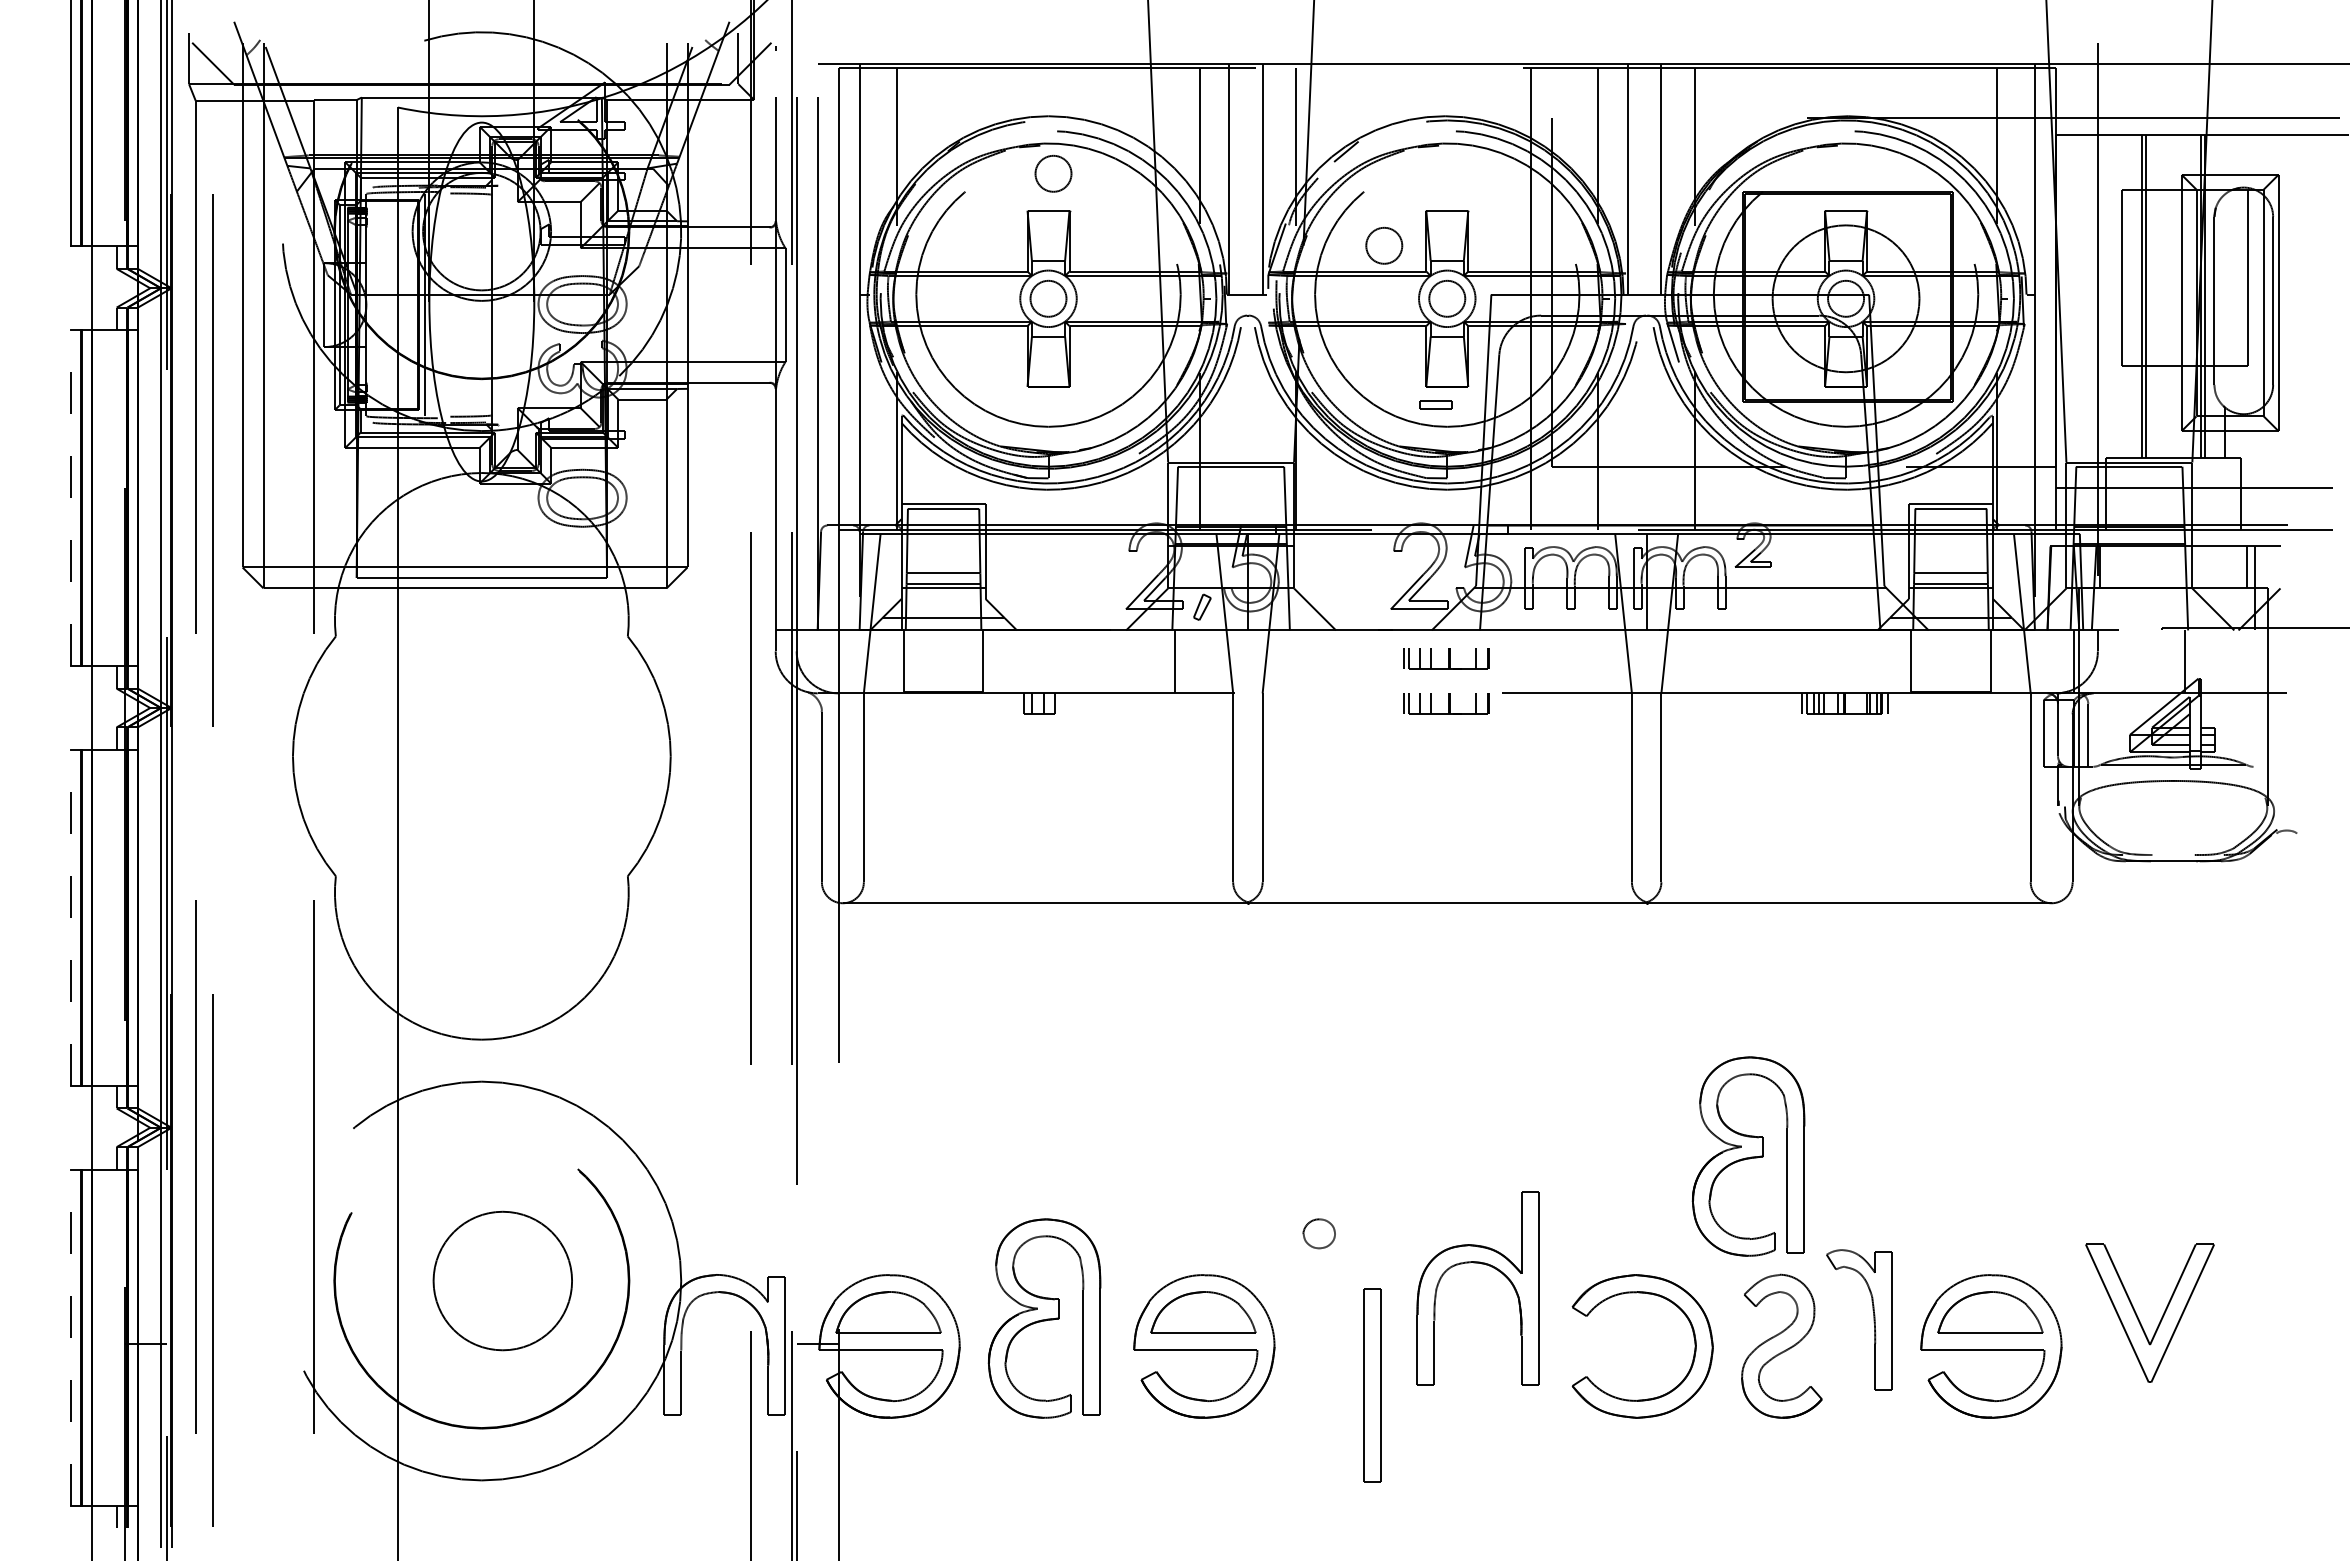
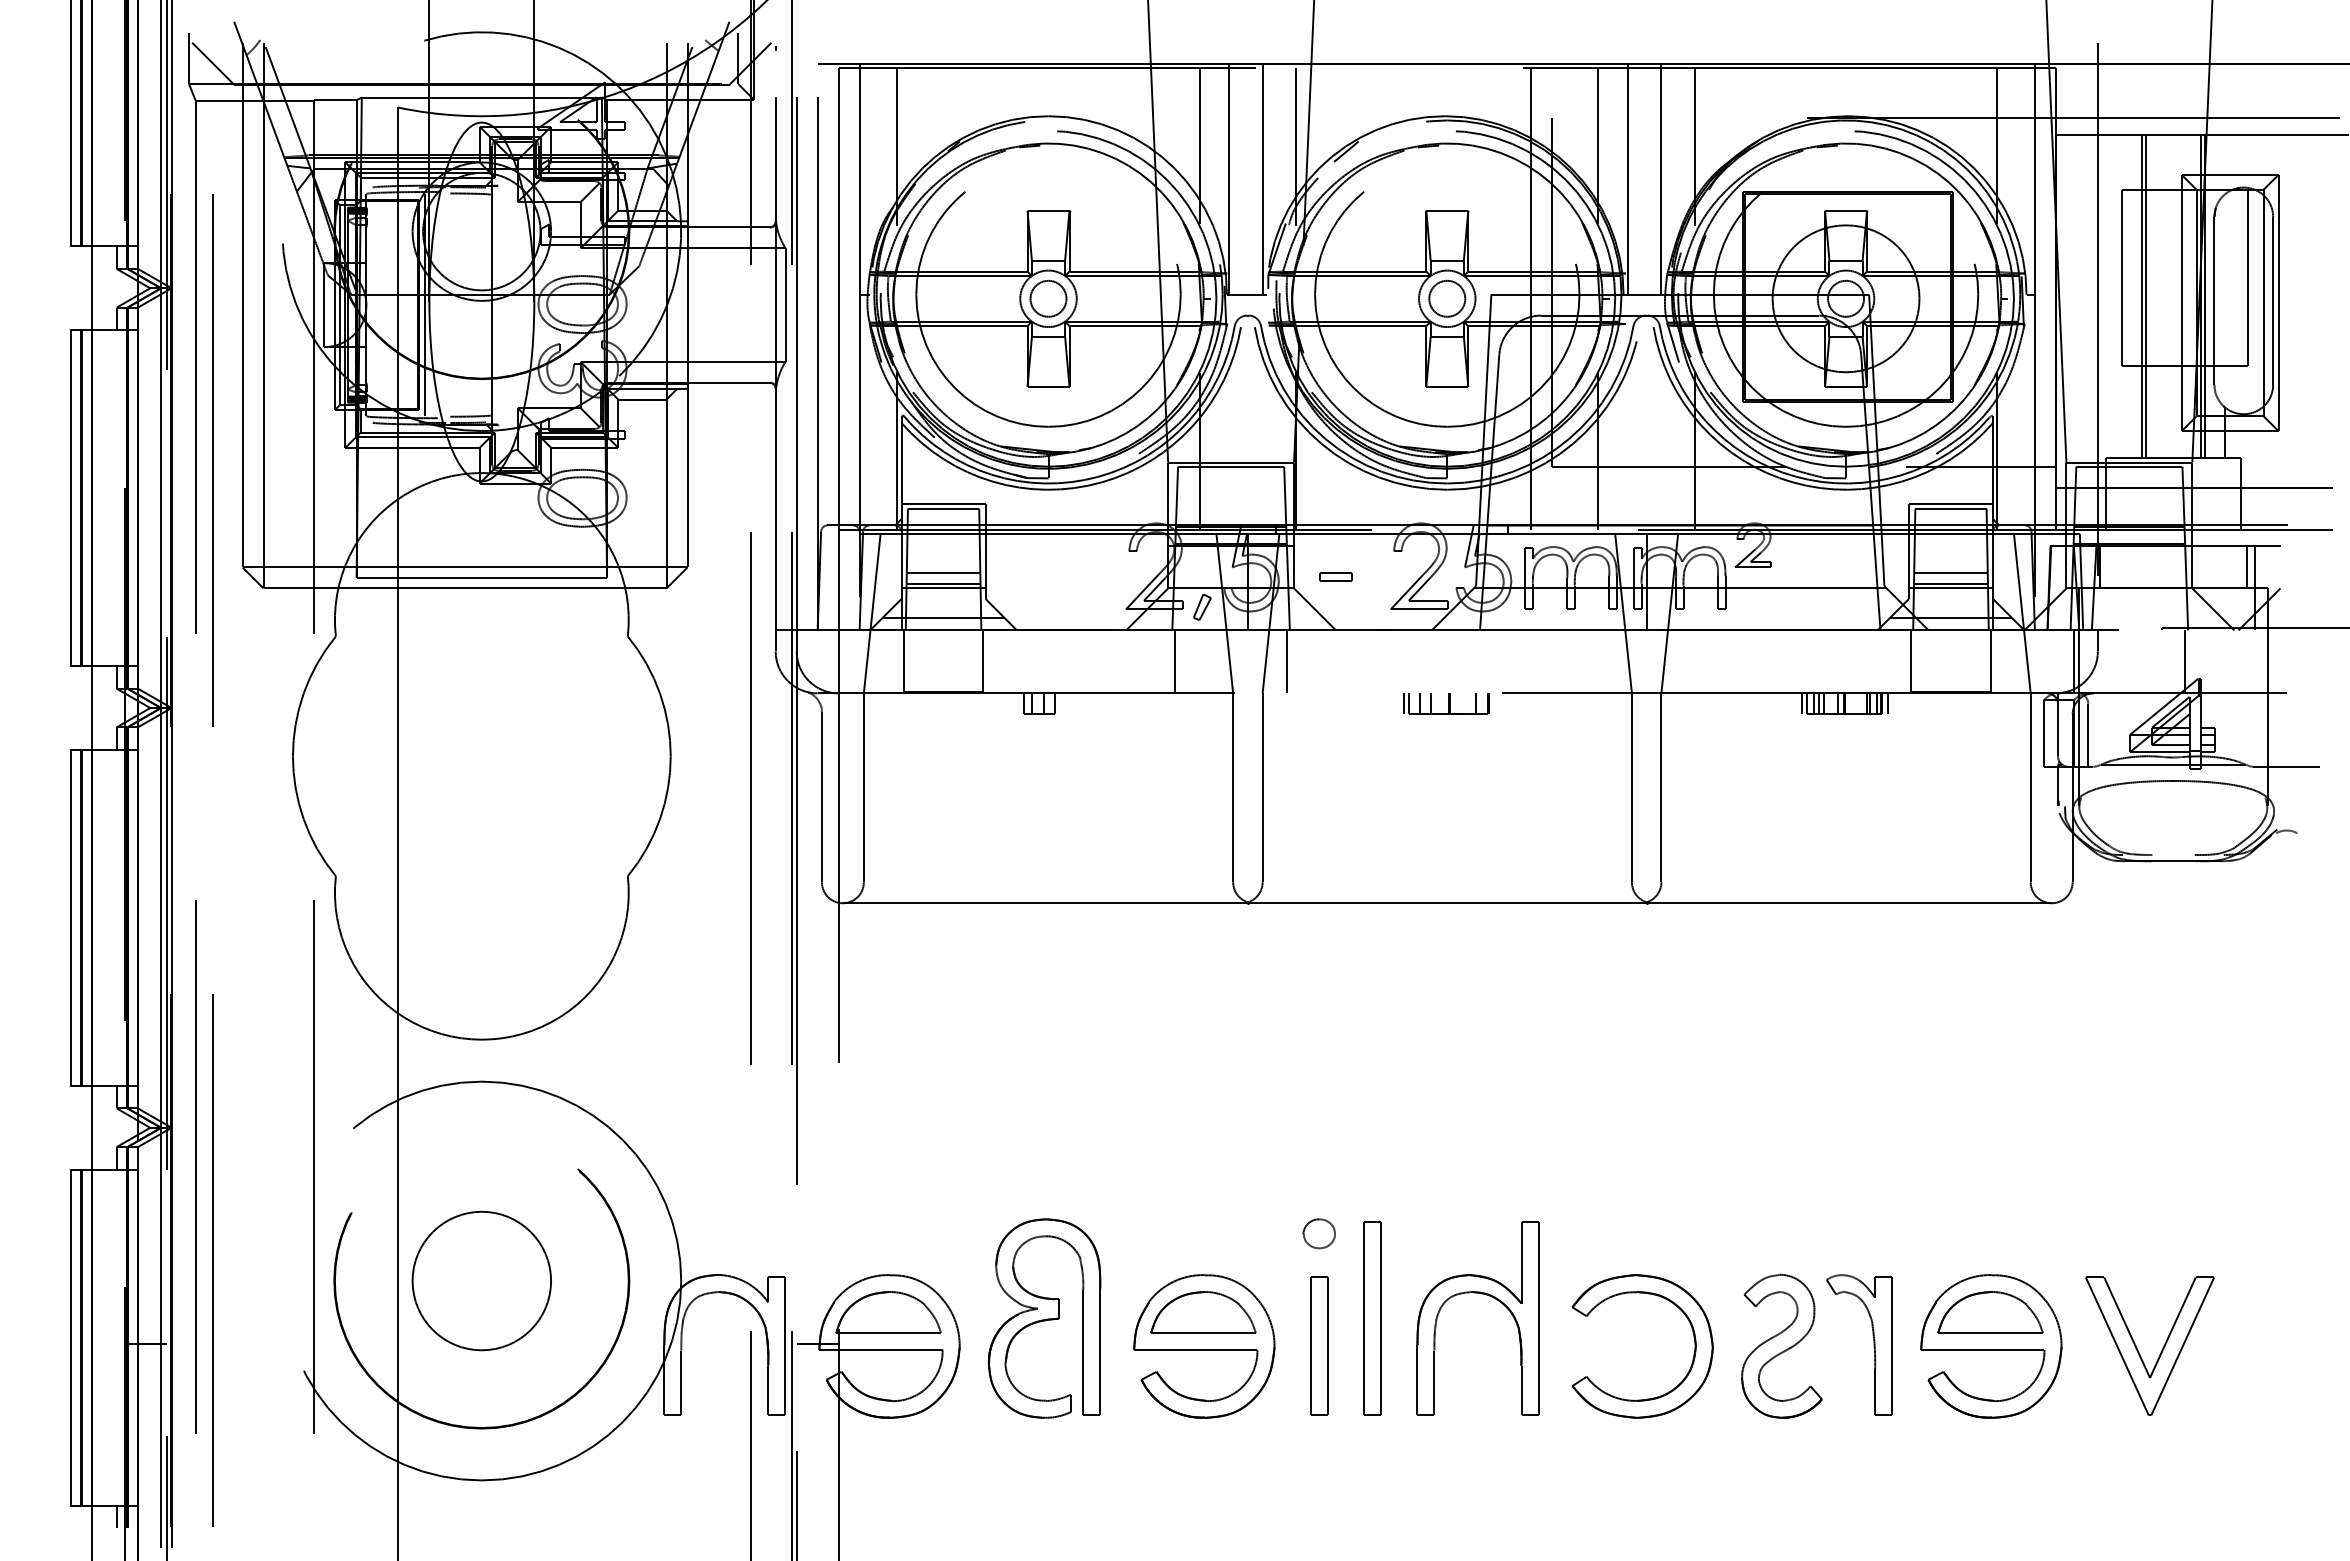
circle: present -> none (1053, 173)
circle: present -> none (1384, 245)
part position: (1435, 404) -> (1335, 576) (1335, 576)
line: dashed -> solid (70, 498)
part: present -> none (1446, 658)
line: none -> present (1286, 661)
line: none -> present (2286, 766)
line: dashed -> solid (70, 917)
part: present -> none (1748, 1156)
part position: (1481, 1264) -> (1481, 1294) (1481, 1294)
circle position: (502, 1280) -> (481, 1280) (481, 1280)
part position: (2138, 1316) -> (2138, 1349) (2138, 1349)
part position: (1873, 1319) -> (1873, 1344) (1873, 1344)
line: dashed -> solid (70, 1337)
part: none -> present (1319, 1345)
part position: (1372, 1385) -> (1372, 1318) (1372, 1318)
